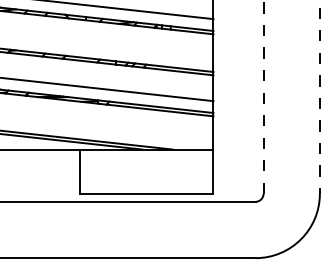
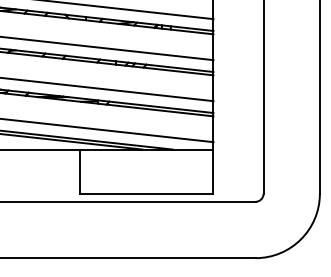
line: none -> present (107, 48)
line: dashed -> solid (263, 96)
line: dashed -> solid (319, 97)
line: none -> present (107, 130)
